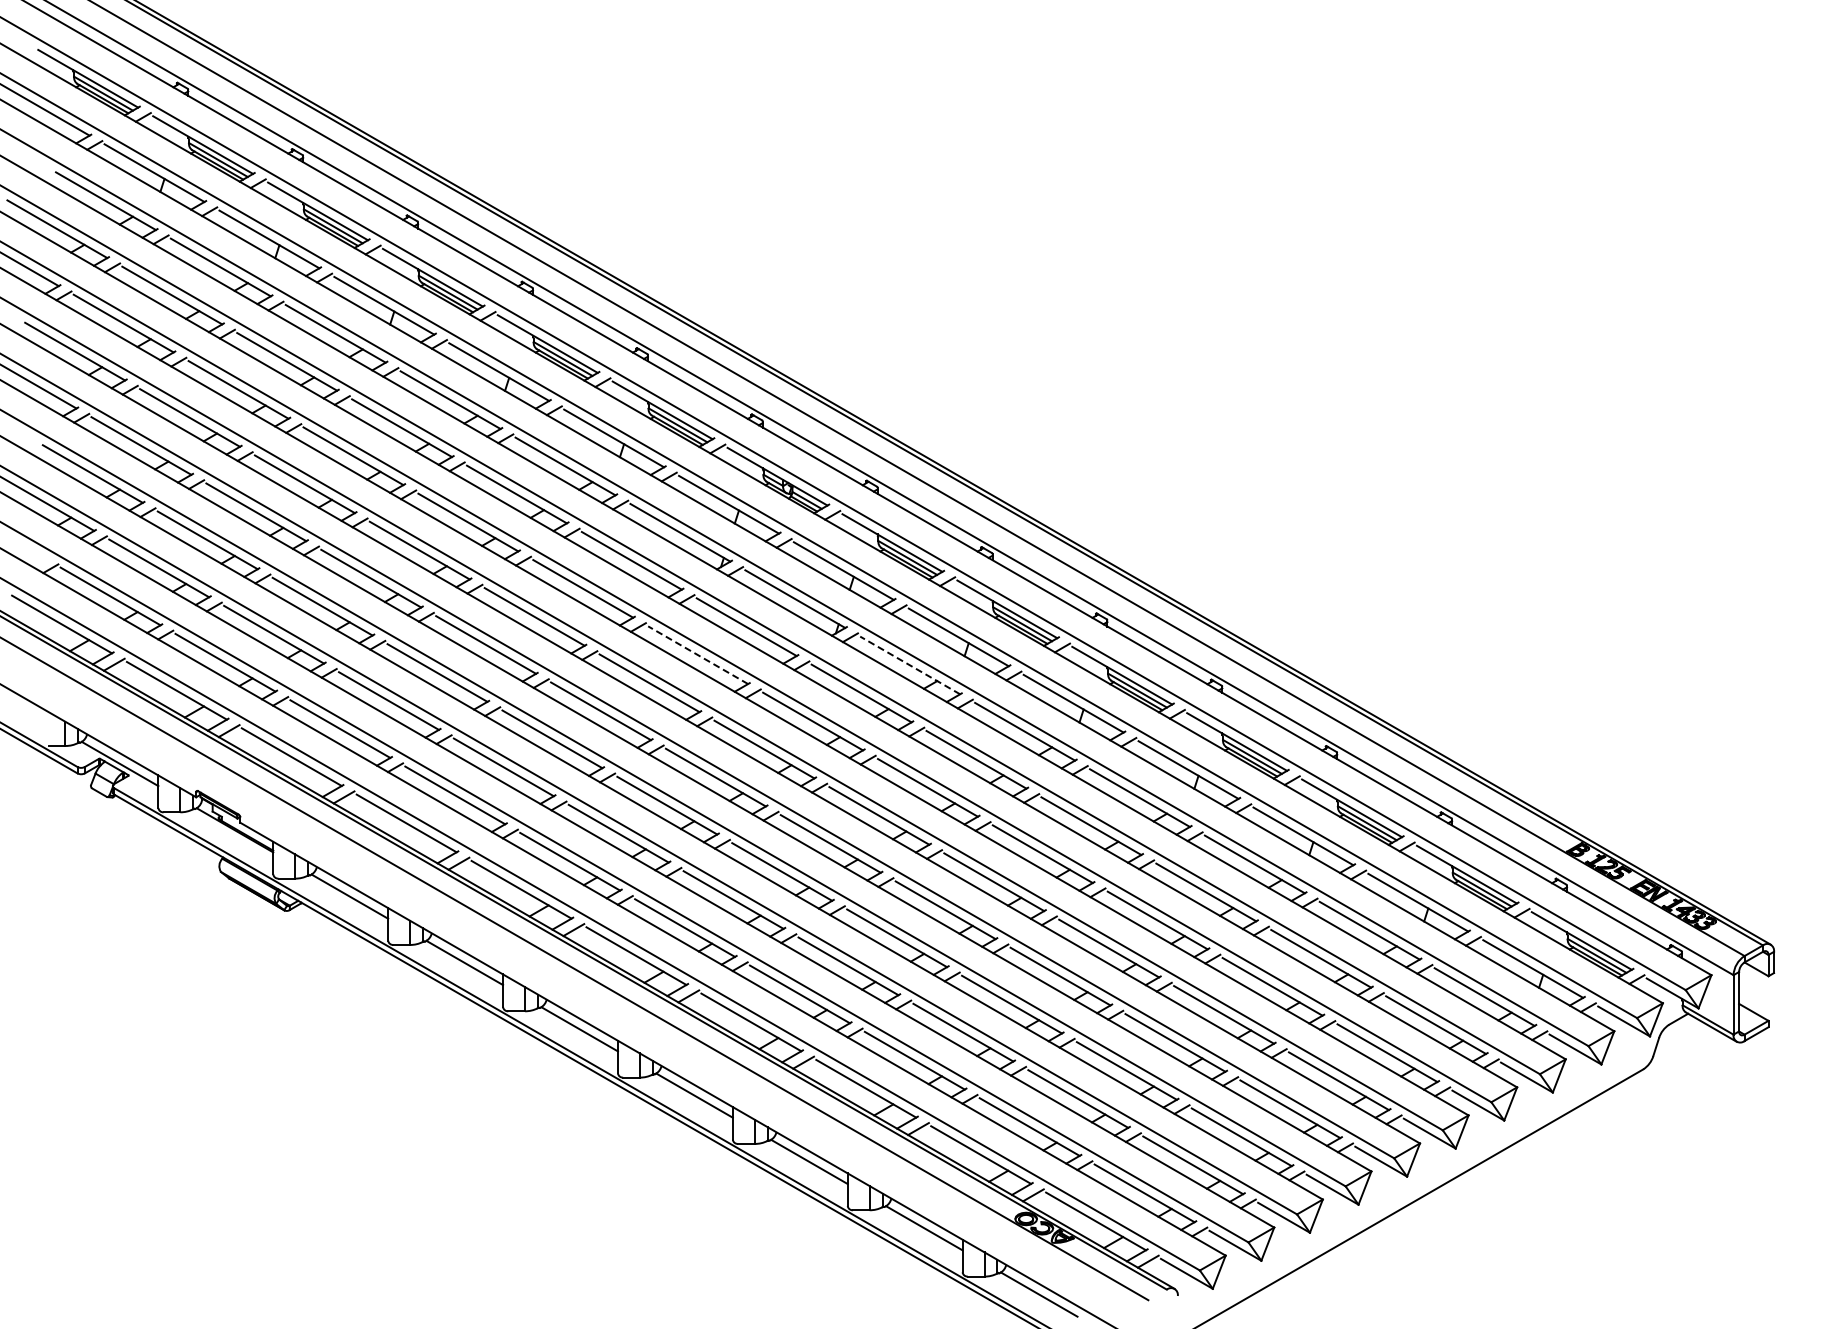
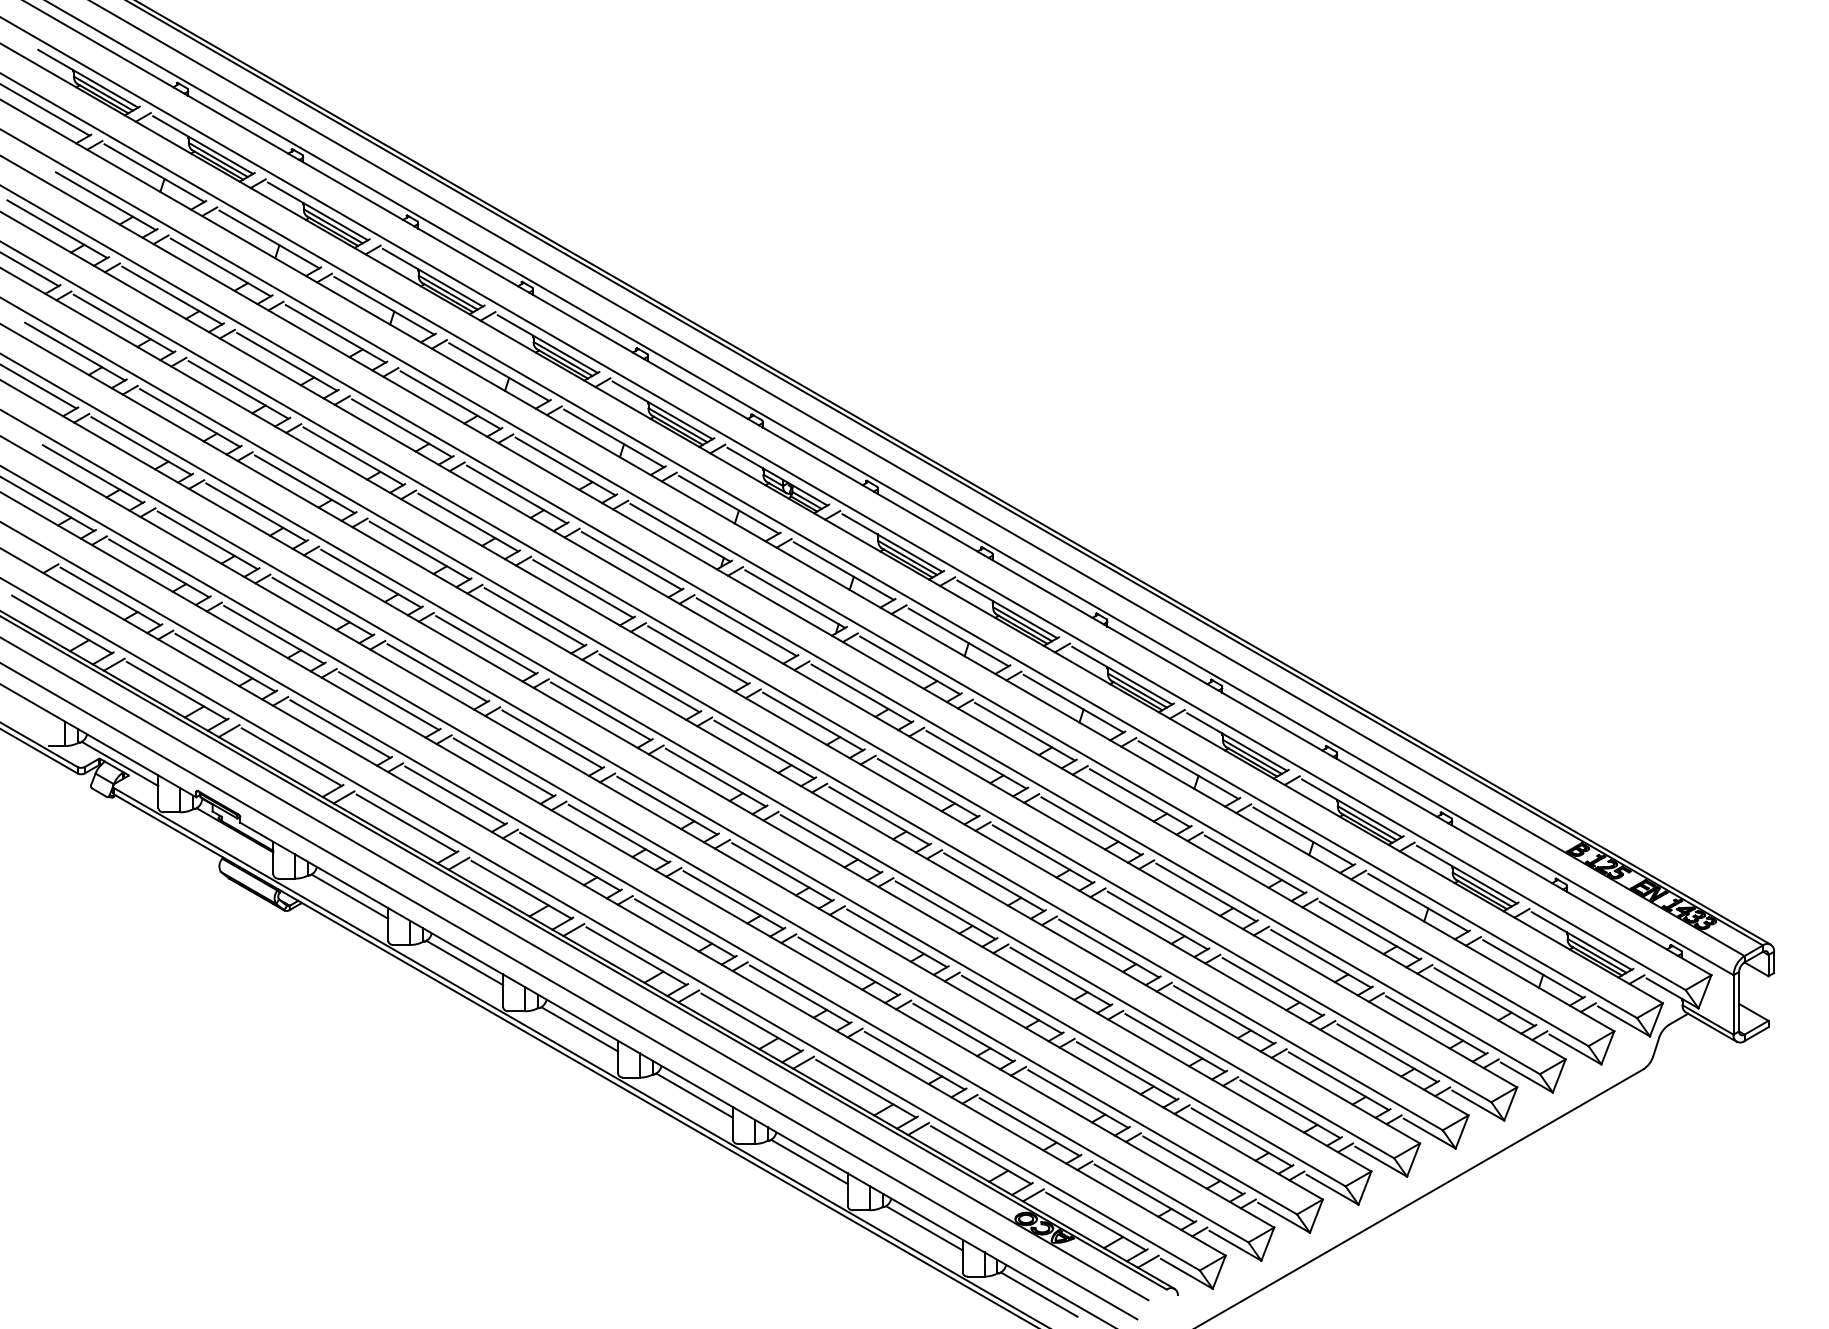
line: dashed -> solid (698, 655)
line: dashed -> solid (910, 665)
line: none -> present (569, 991)
